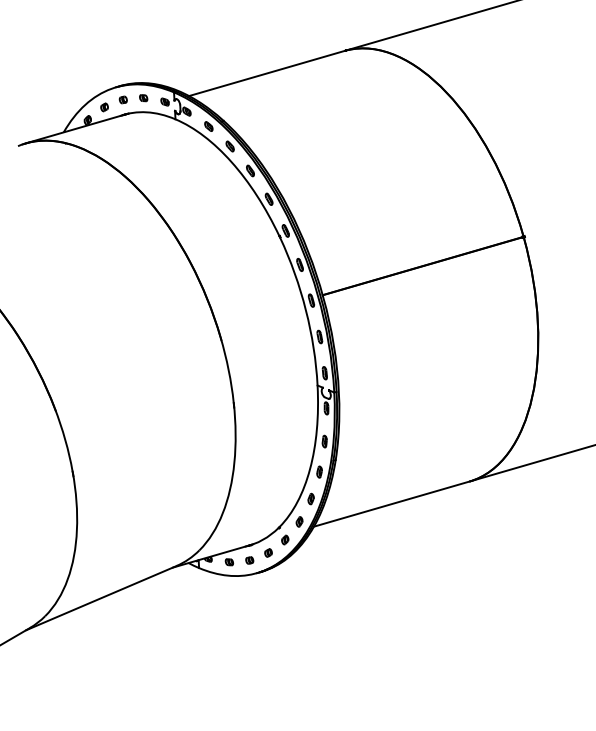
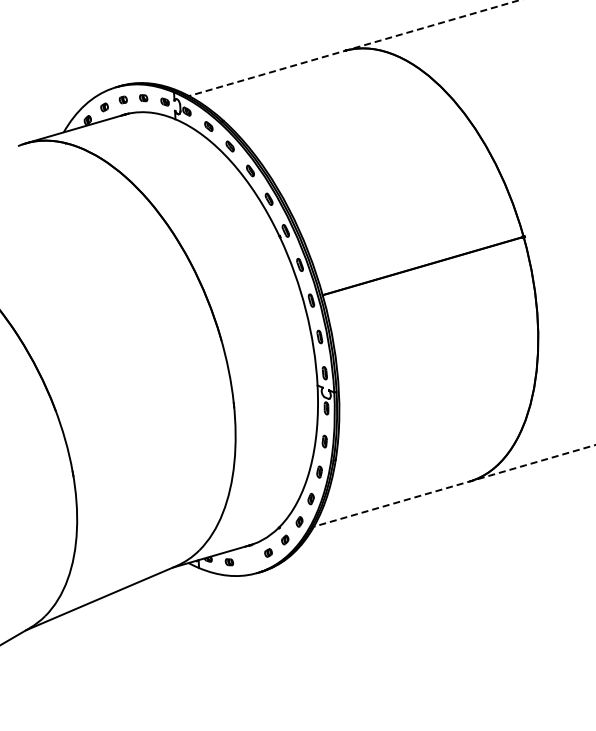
line: solid -> dashed (354, 48)
line: solid -> dashed (454, 486)
part: present -> none (249, 560)
